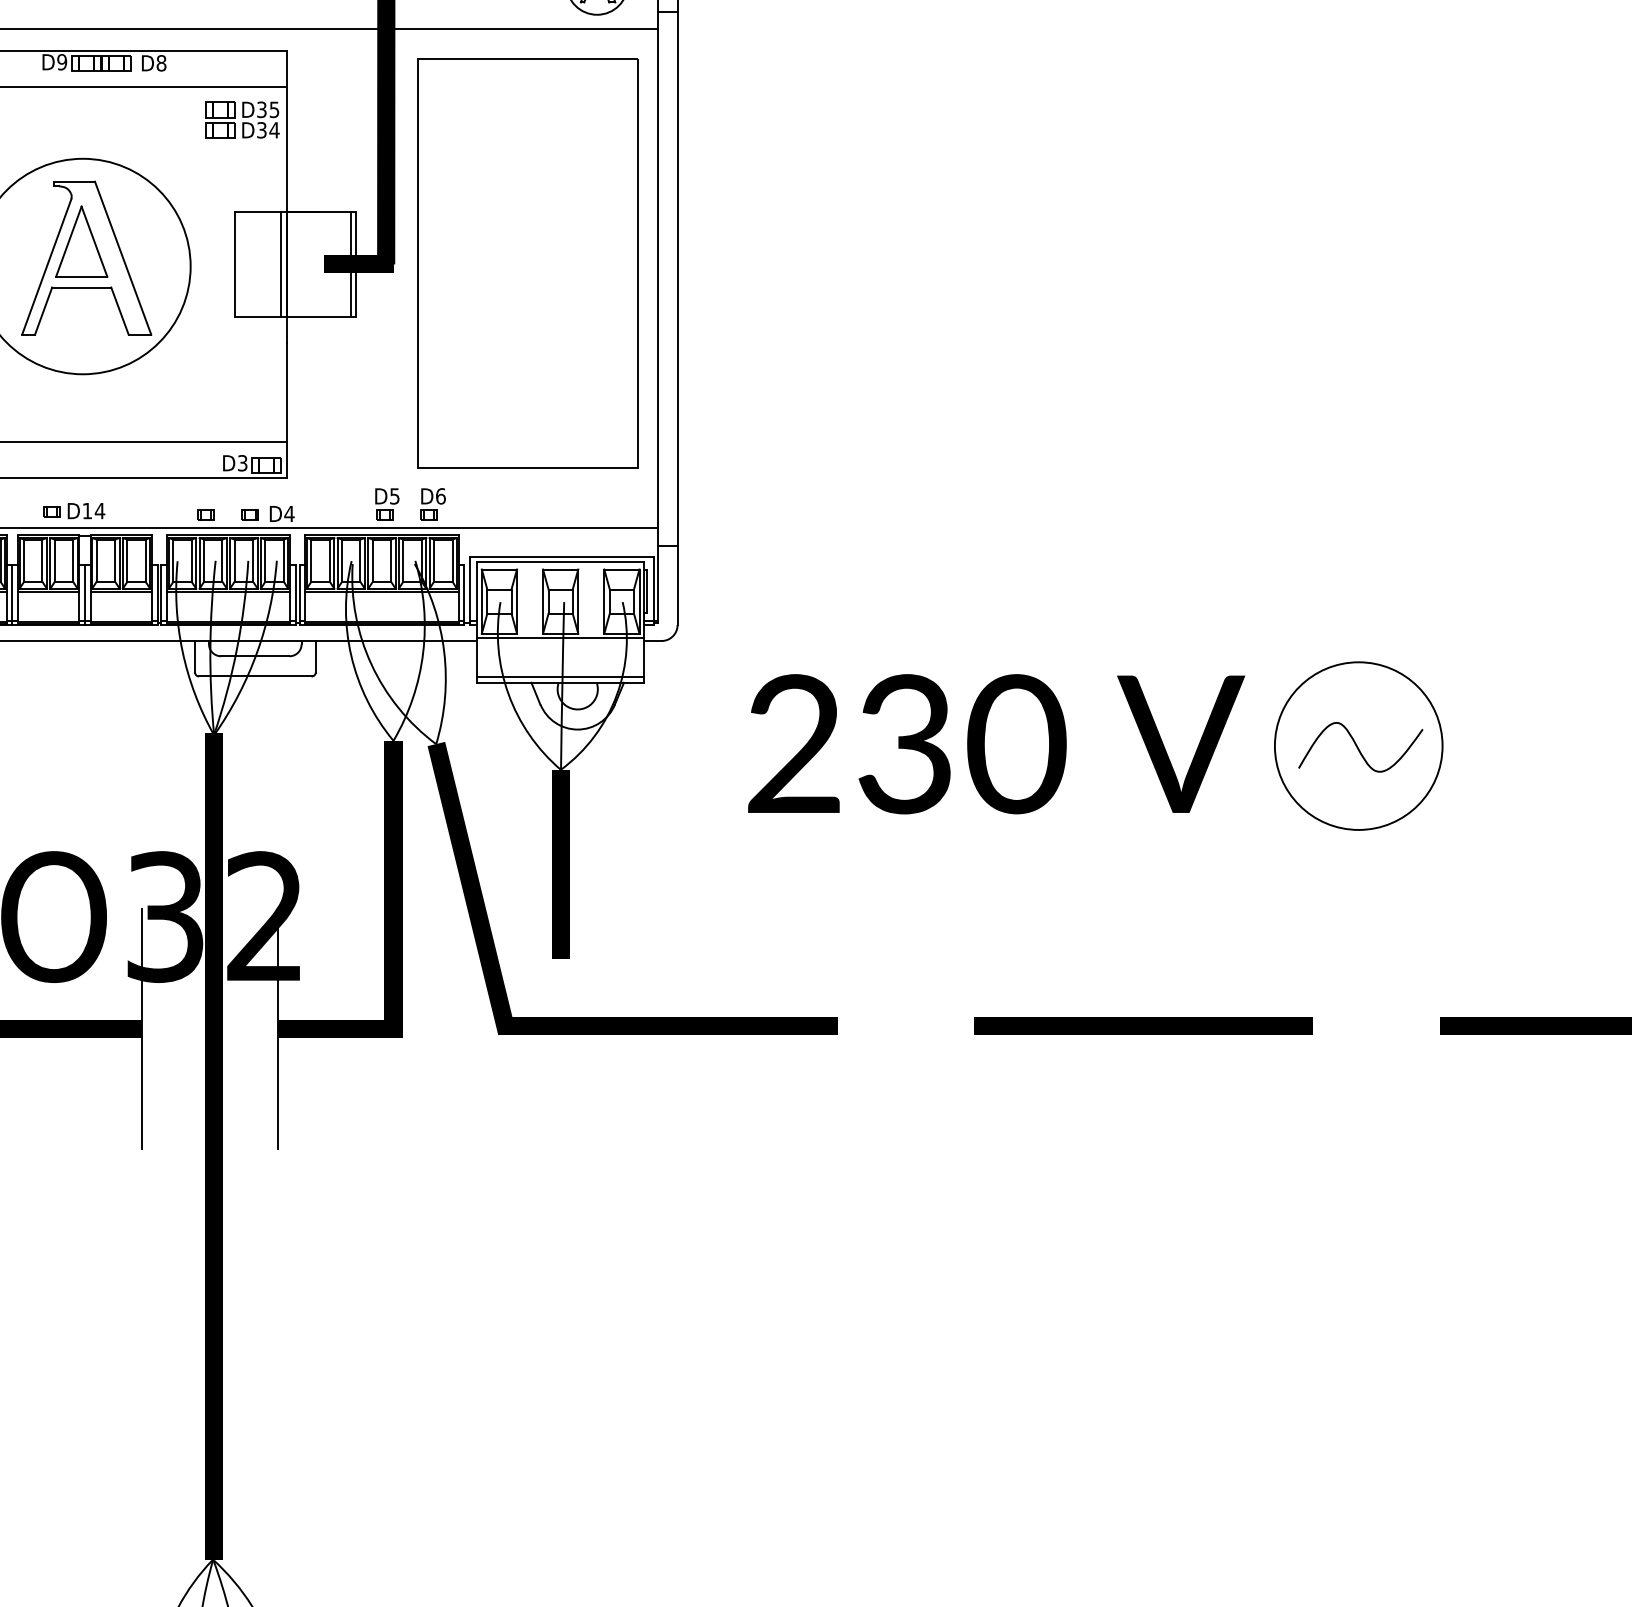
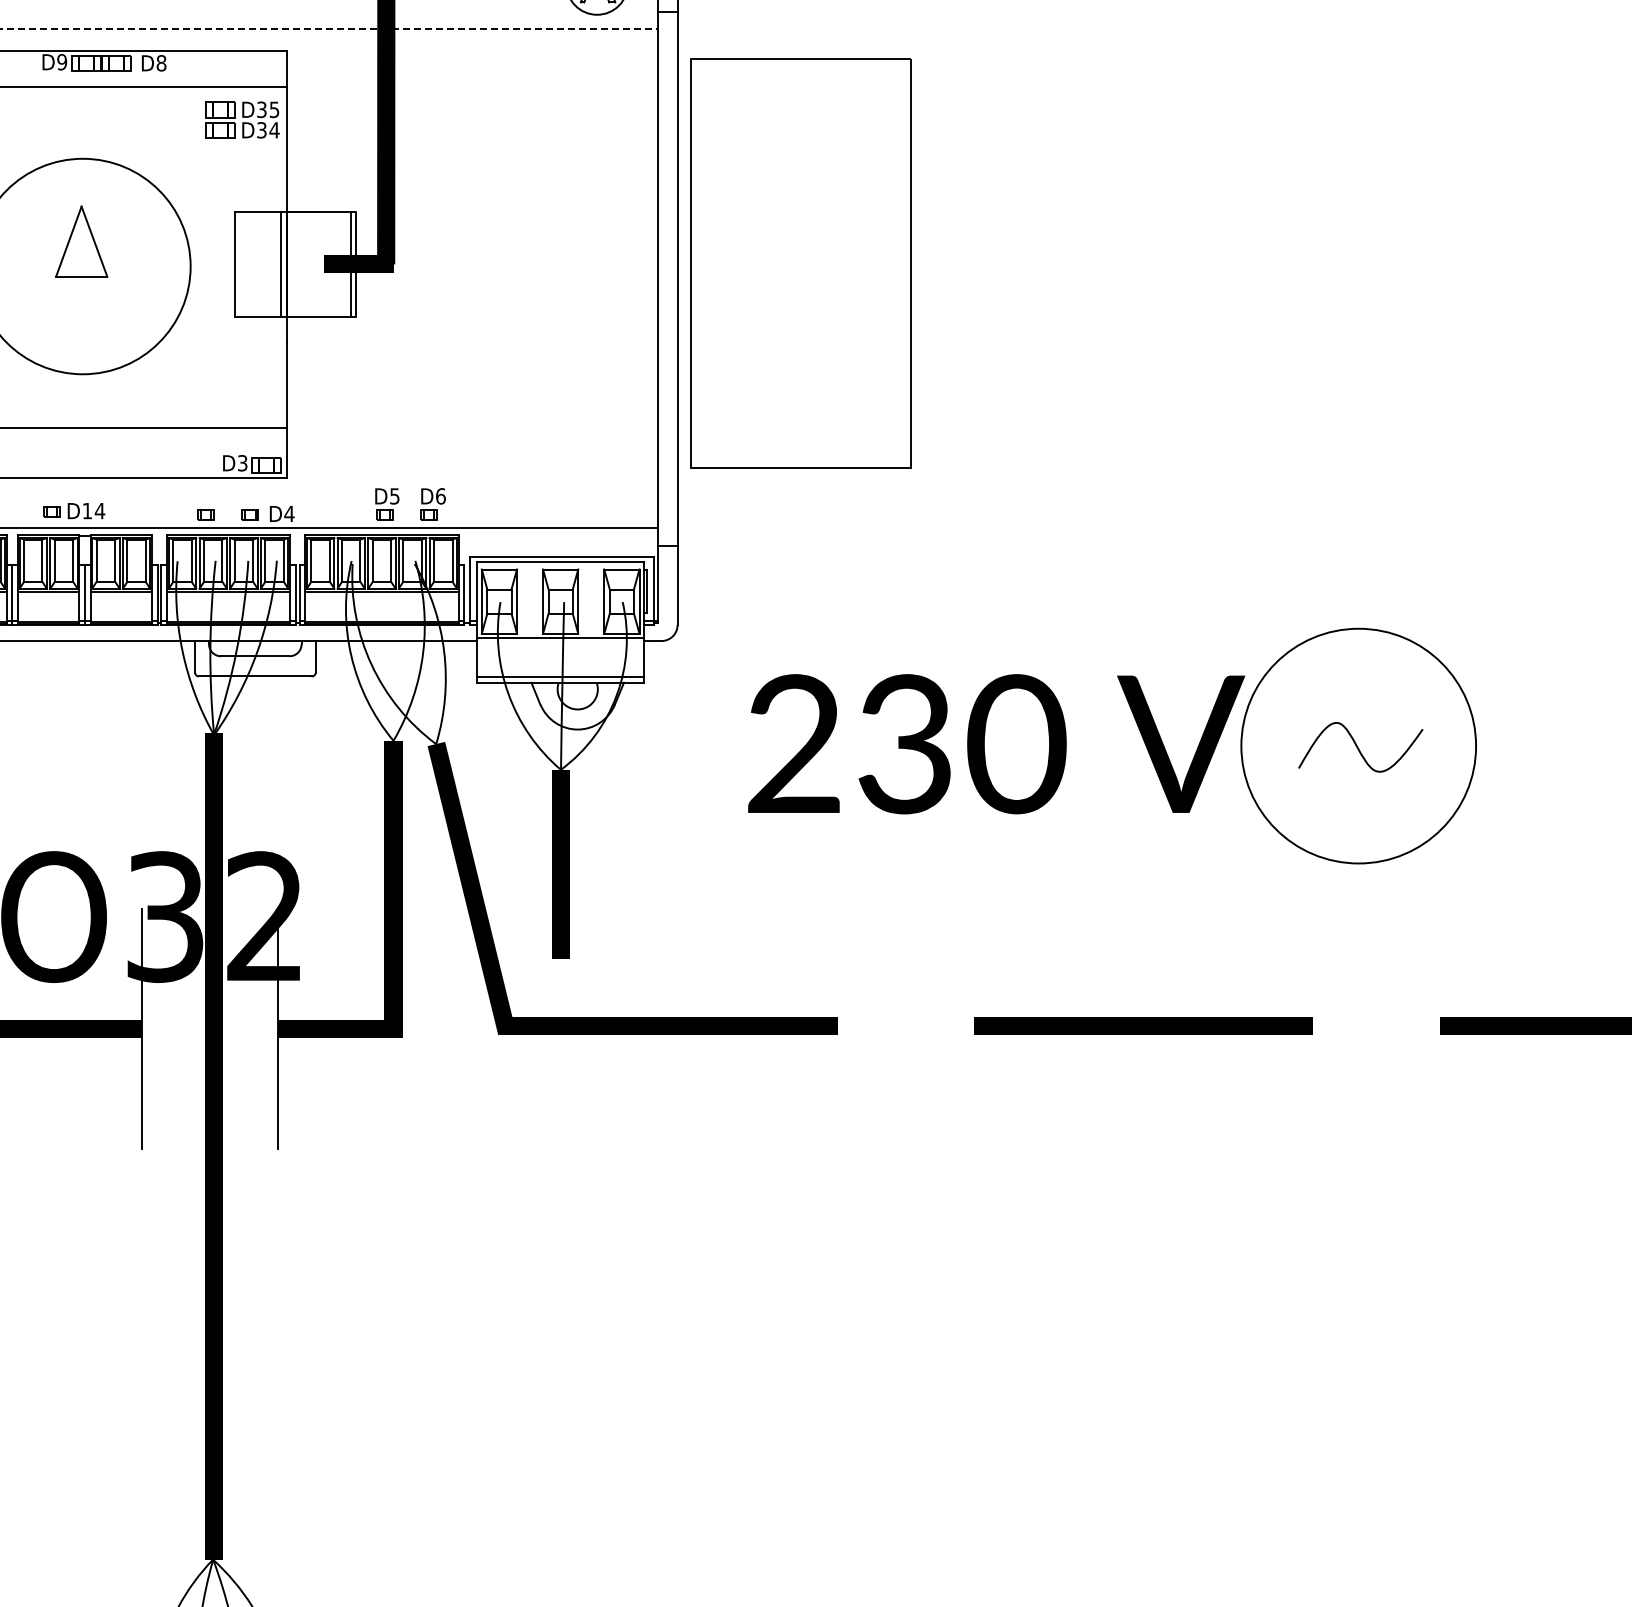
line: solid -> dashed (329, 29)
part: present -> none (86, 257)
part position: (527, 263) -> (800, 263) (800, 263)
line position: (144, 441) -> (144, 427) (144, 427)
circle diameter: 168 px -> 235 px (1358, 745)
